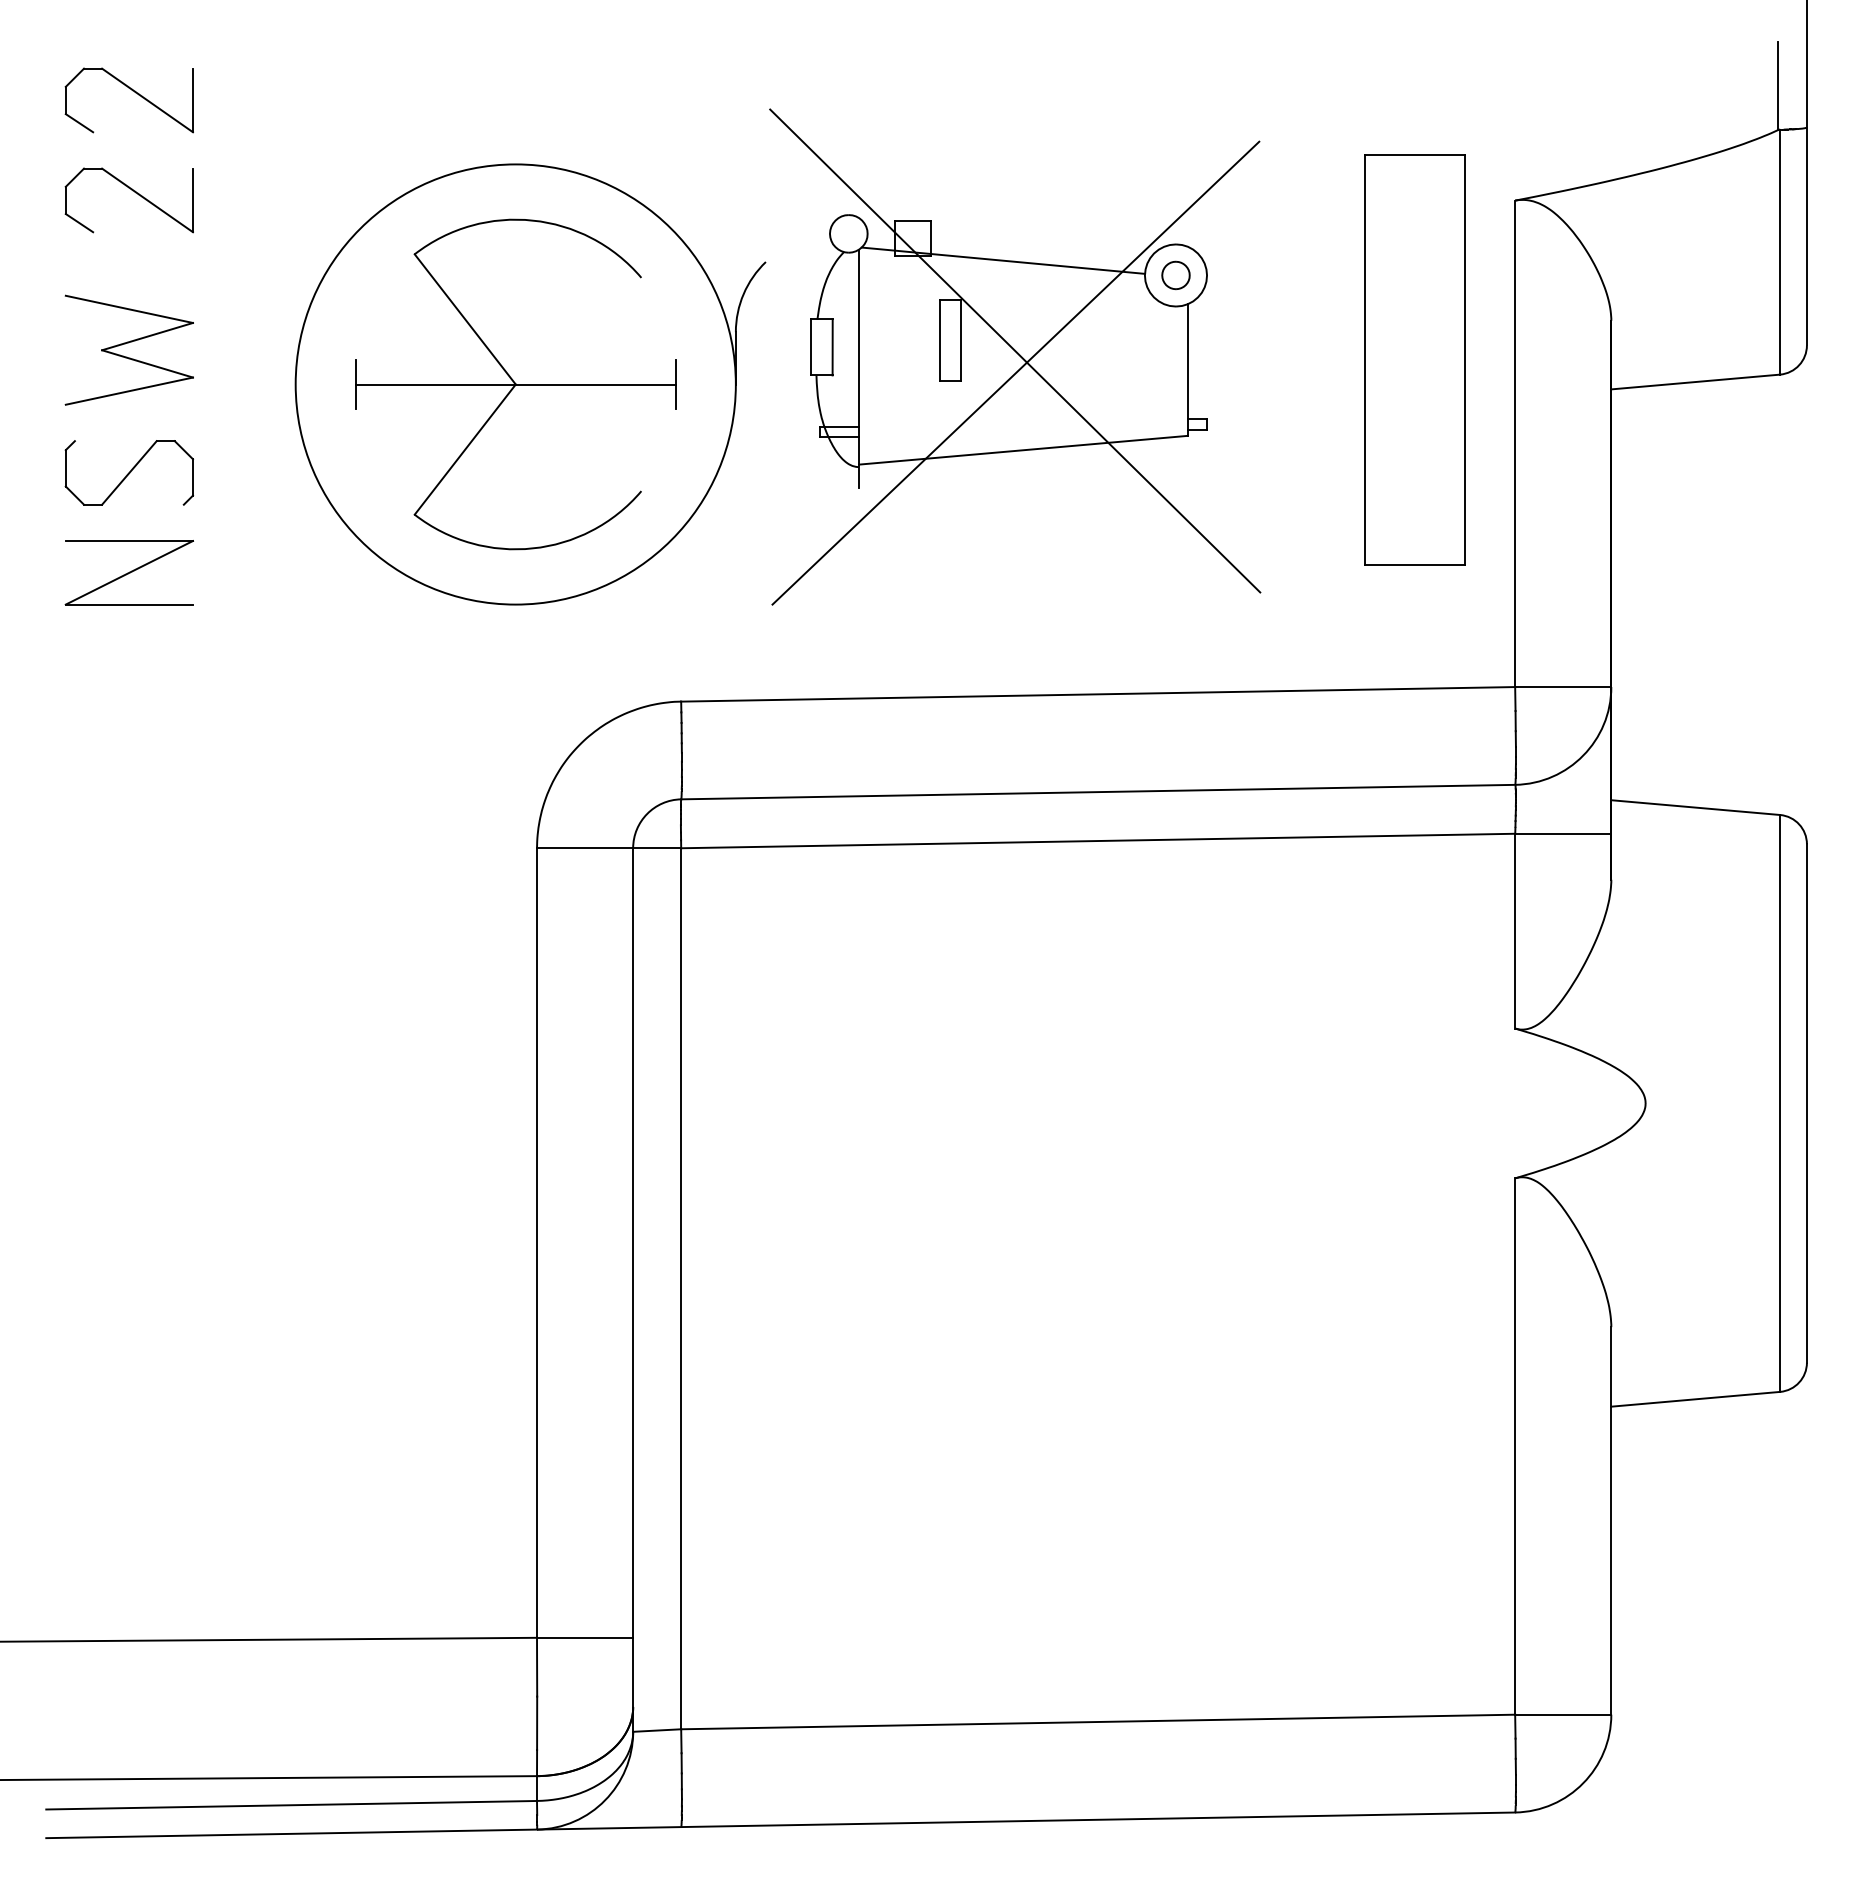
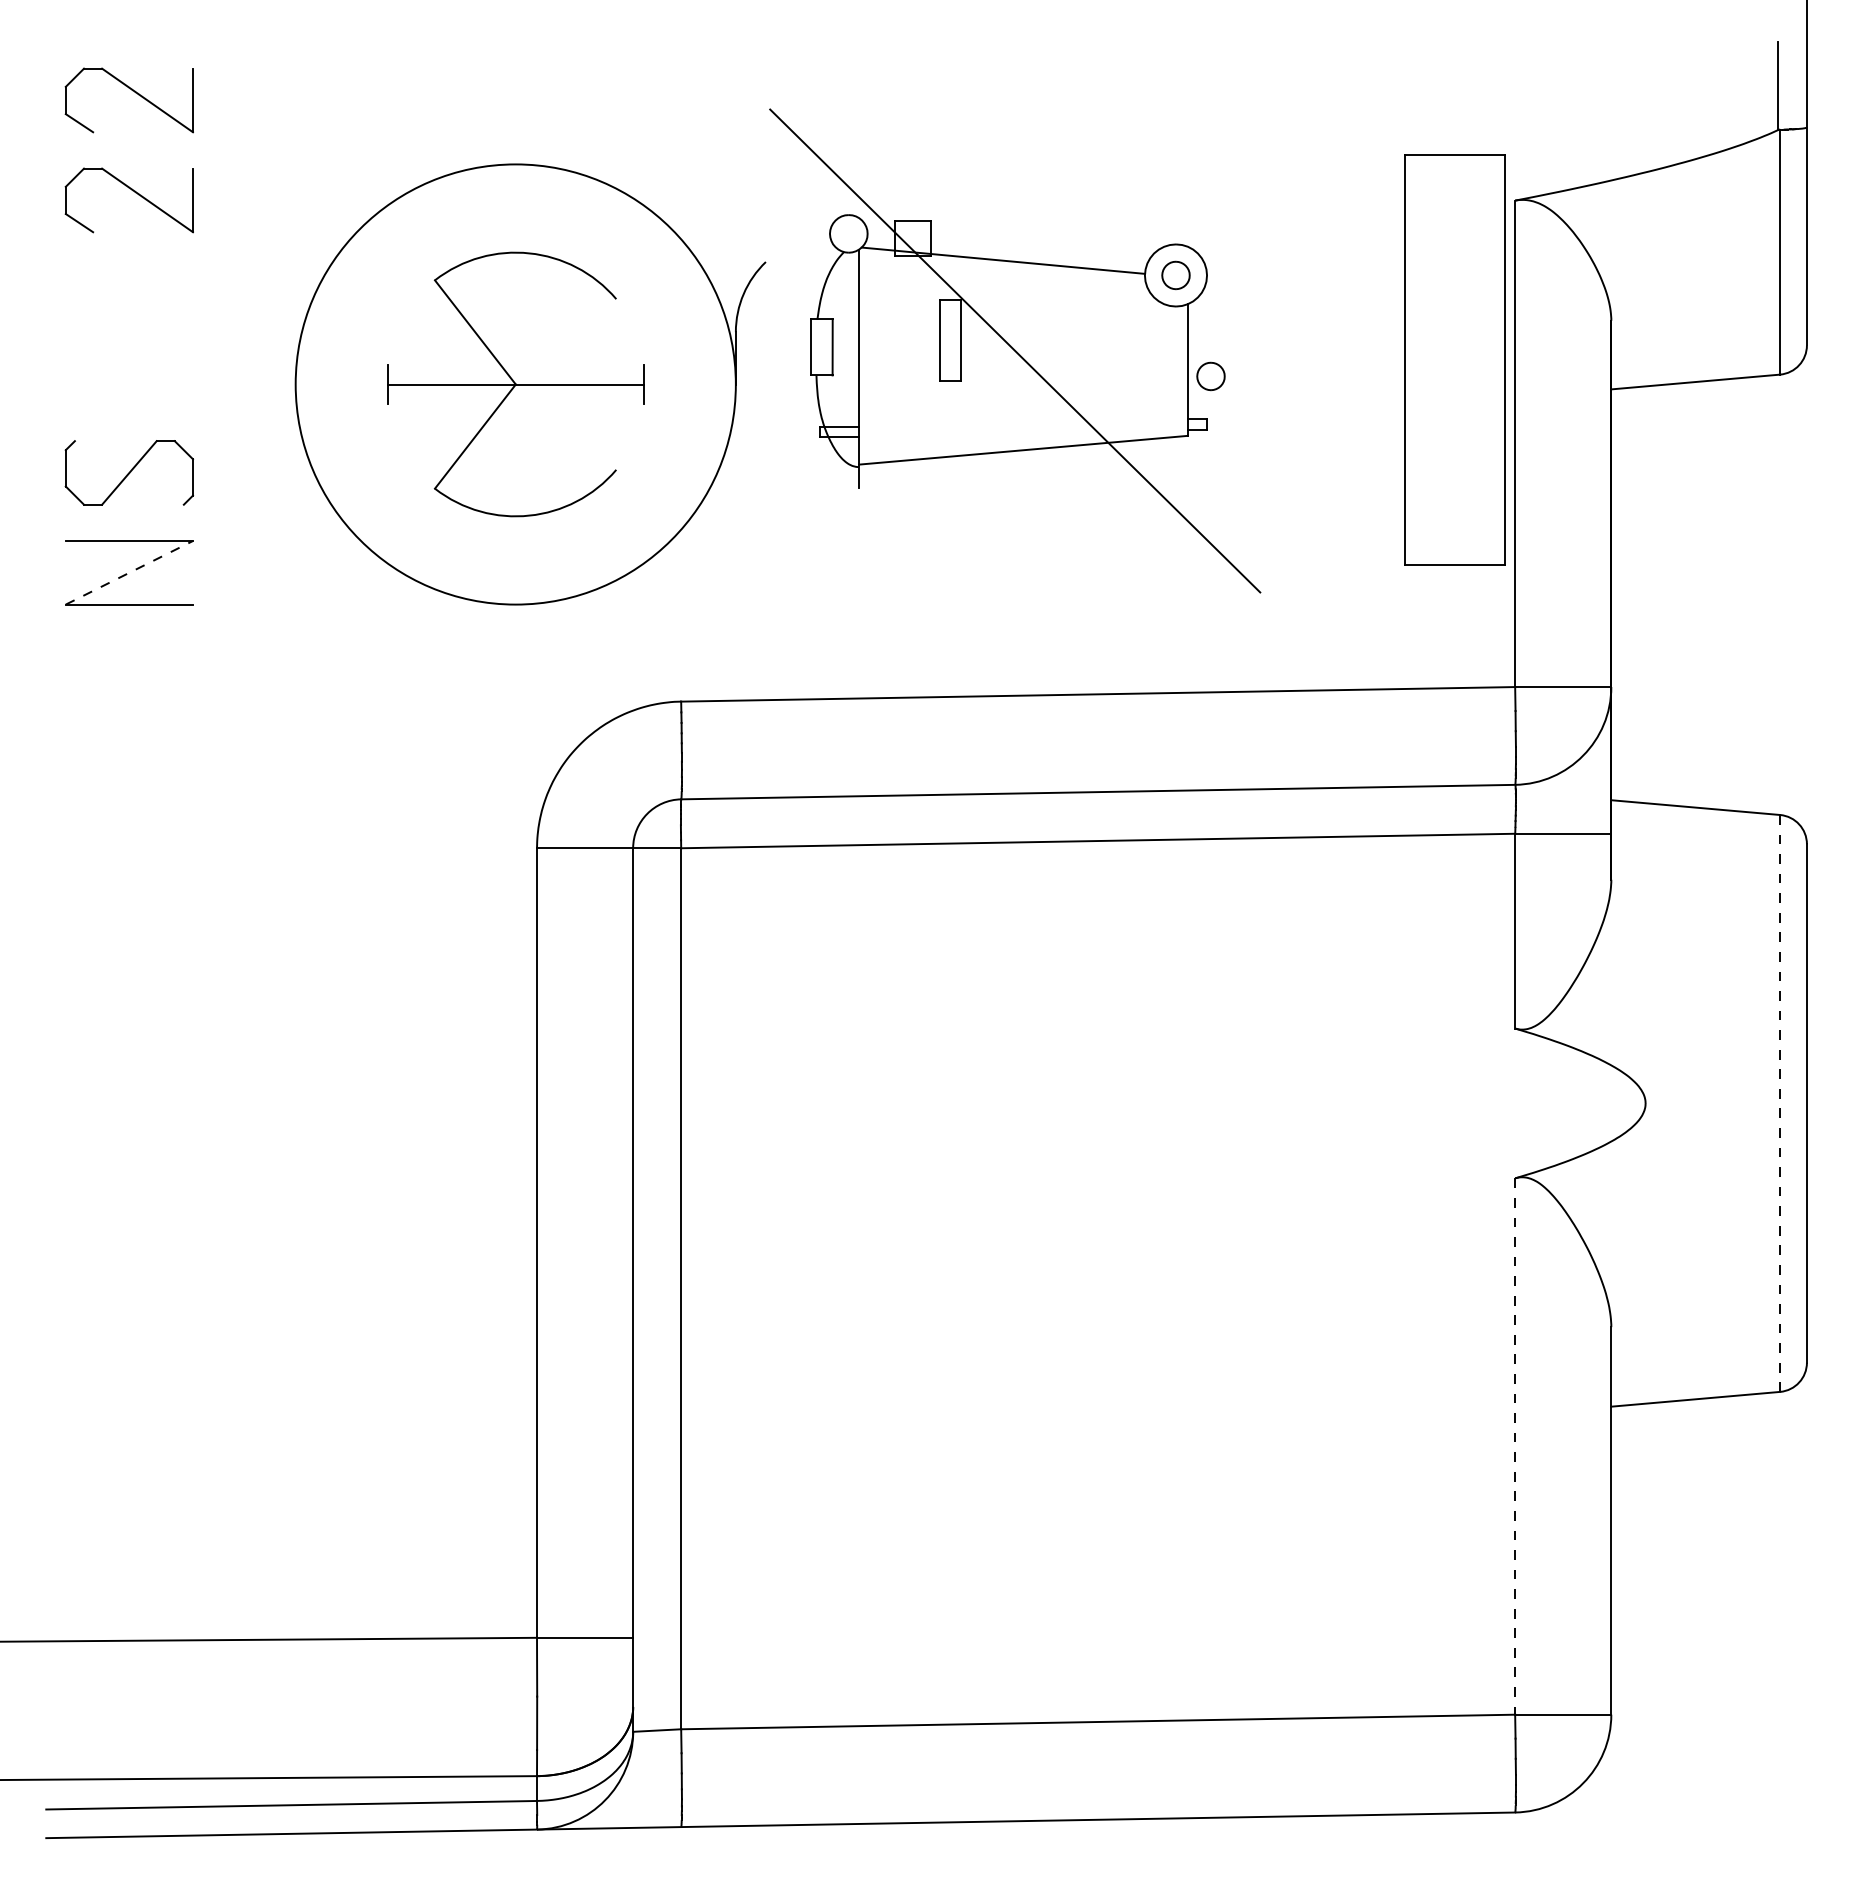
part: present -> none (128, 349)
part position: (1414, 359) -> (1454, 359) (1454, 359)
line: present -> none (1015, 372)
part: none -> present (1210, 376)
part size: 322x333 px -> 258x267 px (515, 384)
line: solid -> dashed (129, 572)
line: solid -> dashed (1780, 1103)
line: solid -> dashed (1515, 1447)
